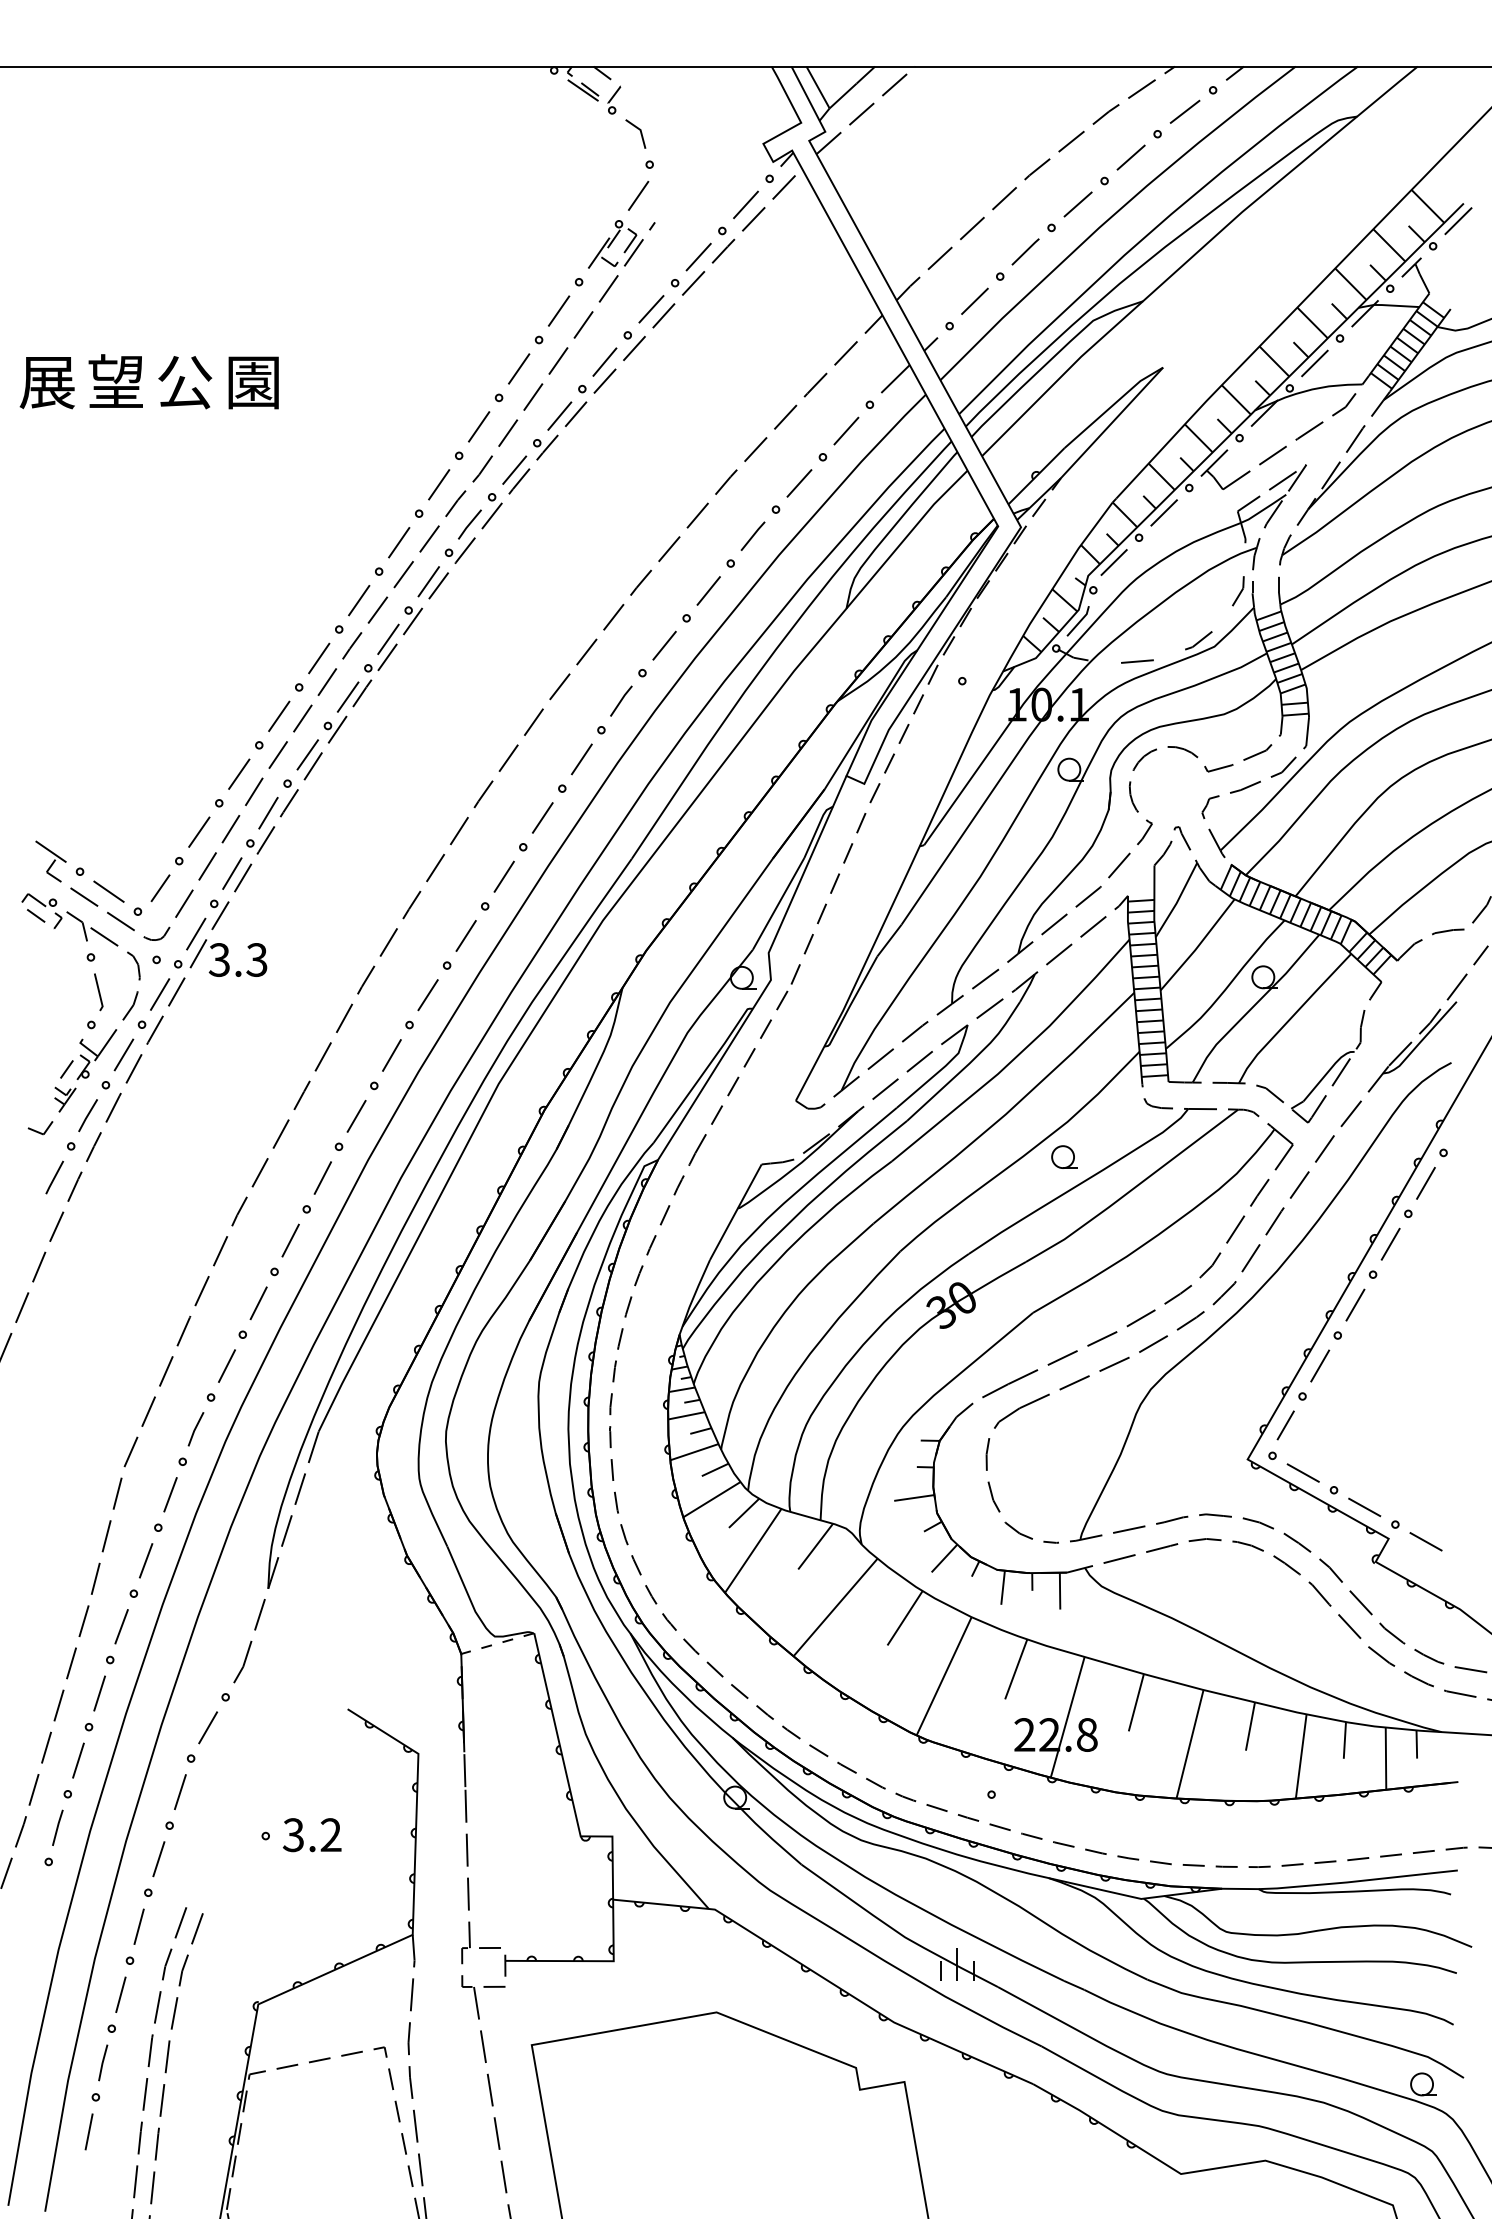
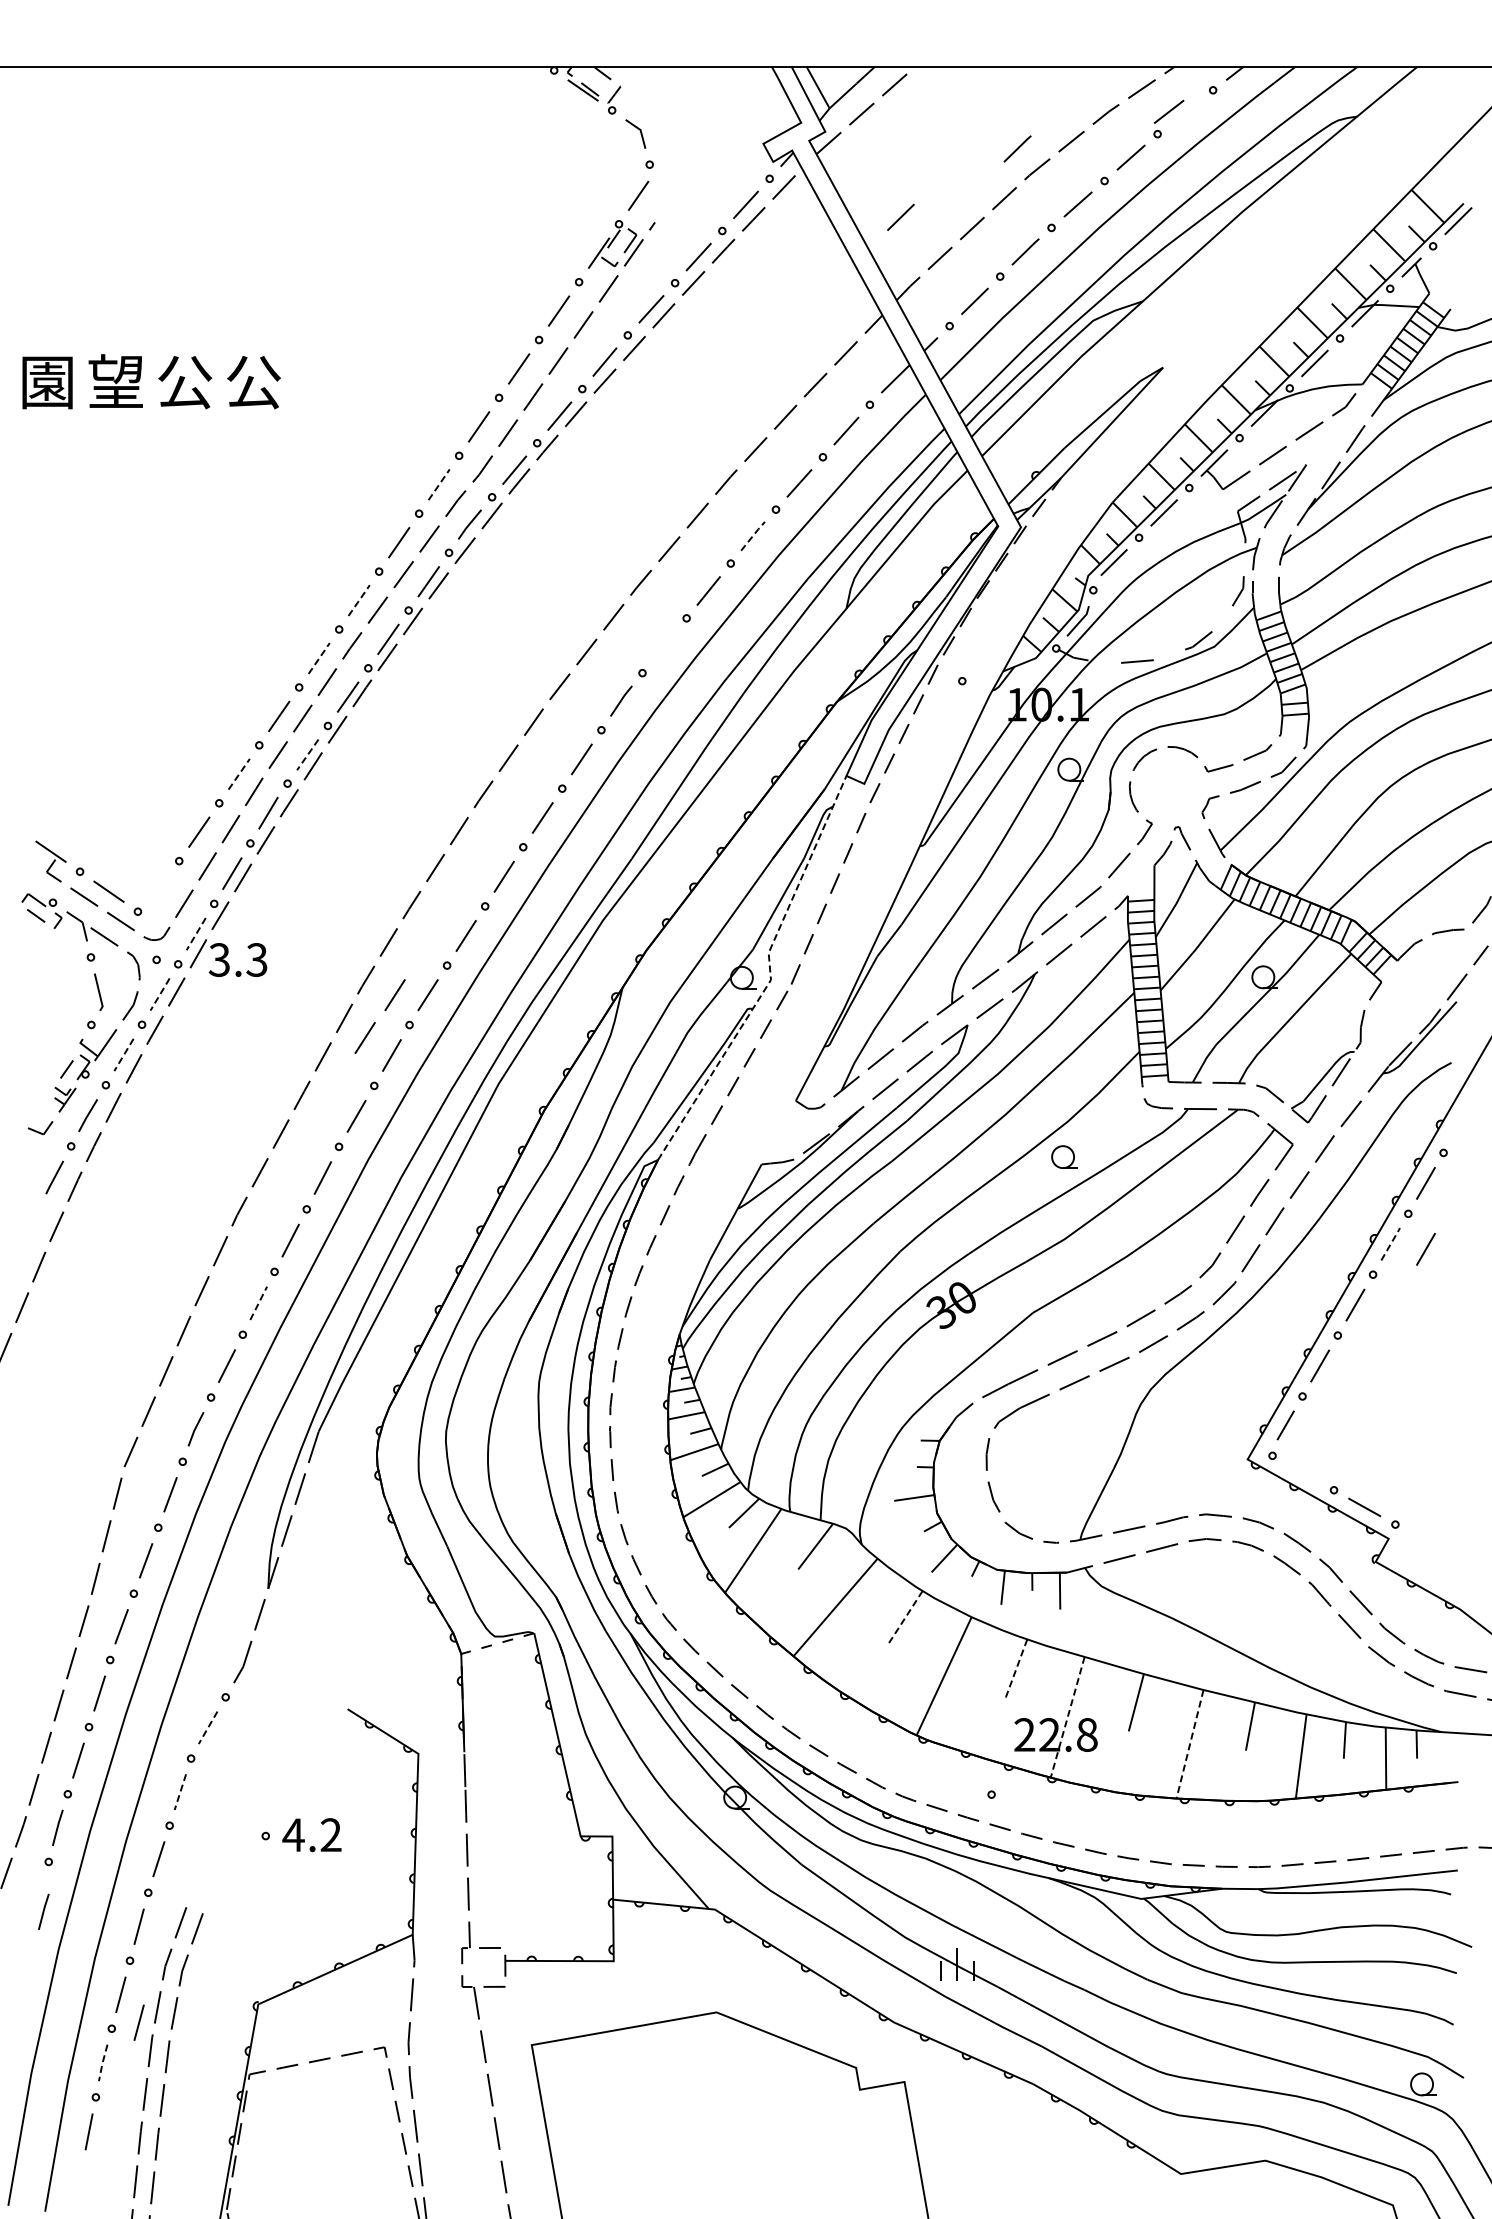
line position: (1184, 111) -> (1168, 111) (1168, 111)
line: none -> present (1017, 148)
line: none -> present (900, 216)
text: 展 -> 園 (46, 382)
text: 園 -> 公 (253, 382)
line: solid -> dashed (439, 484)
line: solid -> dashed (753, 535)
line: solid -> dashed (359, 600)
line: present -> none (664, 645)
line: solid -> dashed (319, 658)
line: solid -> dashed (307, 754)
line: solid -> dashed (239, 774)
line: present -> none (160, 888)
line: solid -> dashed (196, 934)
line: solid -> dashed (770, 975)
line: solid -> dashed (160, 994)
line: none -> present (394, 995)
line: none -> present (364, 1037)
line: solid -> dashed (123, 1054)
line: solid -> dashed (1390, 1244)
line: none -> present (1425, 1249)
line: solid -> dashed (258, 1303)
line: present -> none (1302, 1472)
line: present -> none (1425, 1541)
line: solid -> dashed (904, 1618)
line: solid -> dashed (1016, 1669)
line: solid -> dashed (1067, 1717)
line: solid -> dashed (208, 1727)
line: solid -> dashed (1190, 1744)
line: solid -> dashed (180, 1792)
text: 3.2 -> 4.2 (293, 1835)
line: none -> present (43, 1911)
line: none -> present (138, 2022)
line: solid -> dashed (102, 2063)
